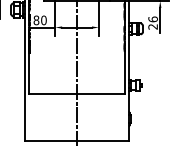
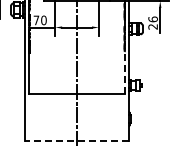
text: 80 -> 70 (36, 20)
line: solid -> dashed (124, 72)
line: solid -> dashed (77, 140)
